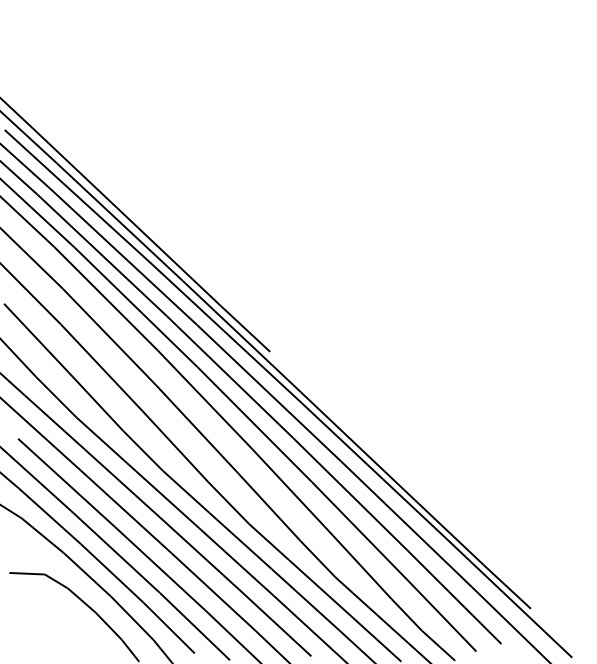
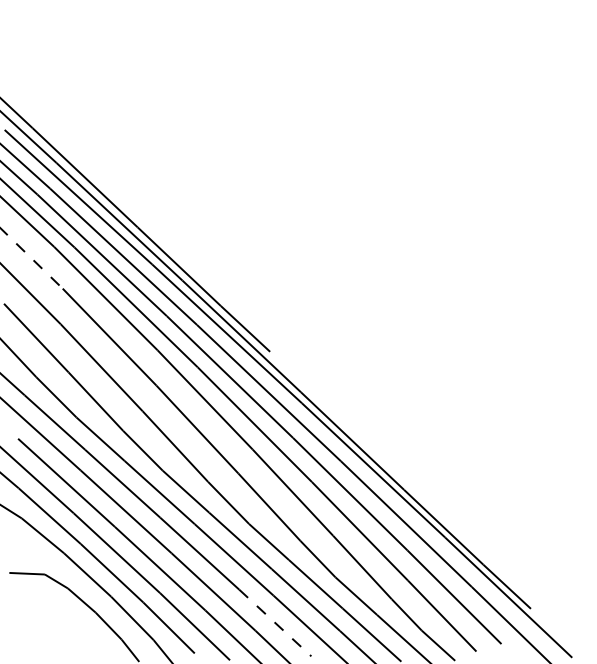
line: solid -> dashed (31, 258)
line: solid -> dashed (275, 623)
